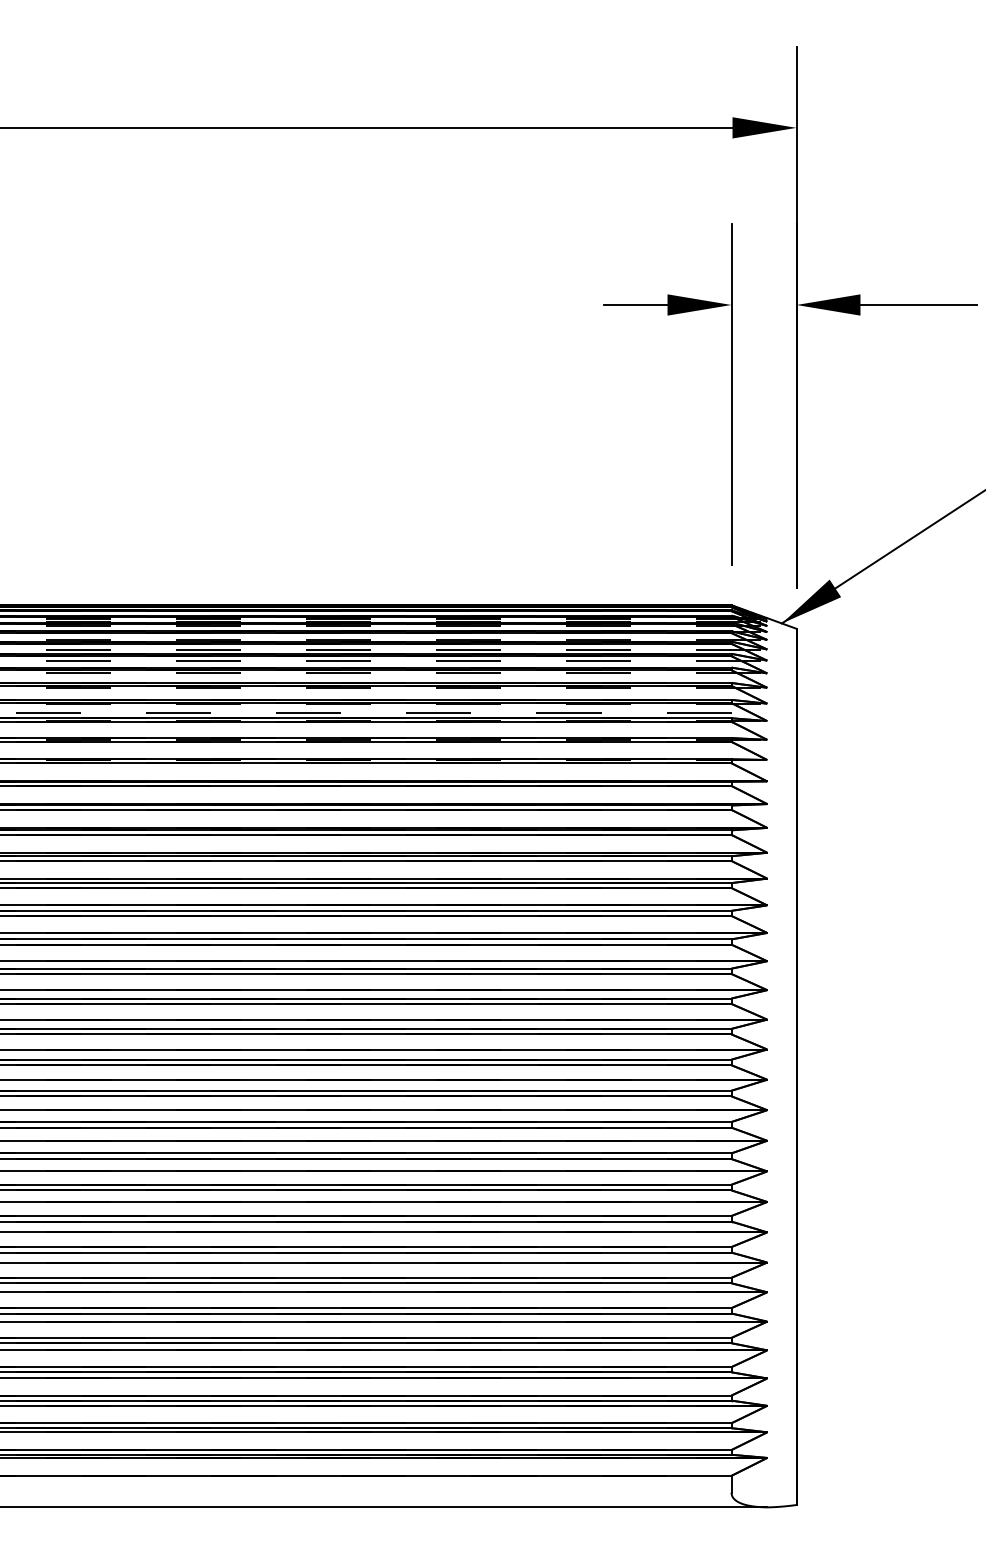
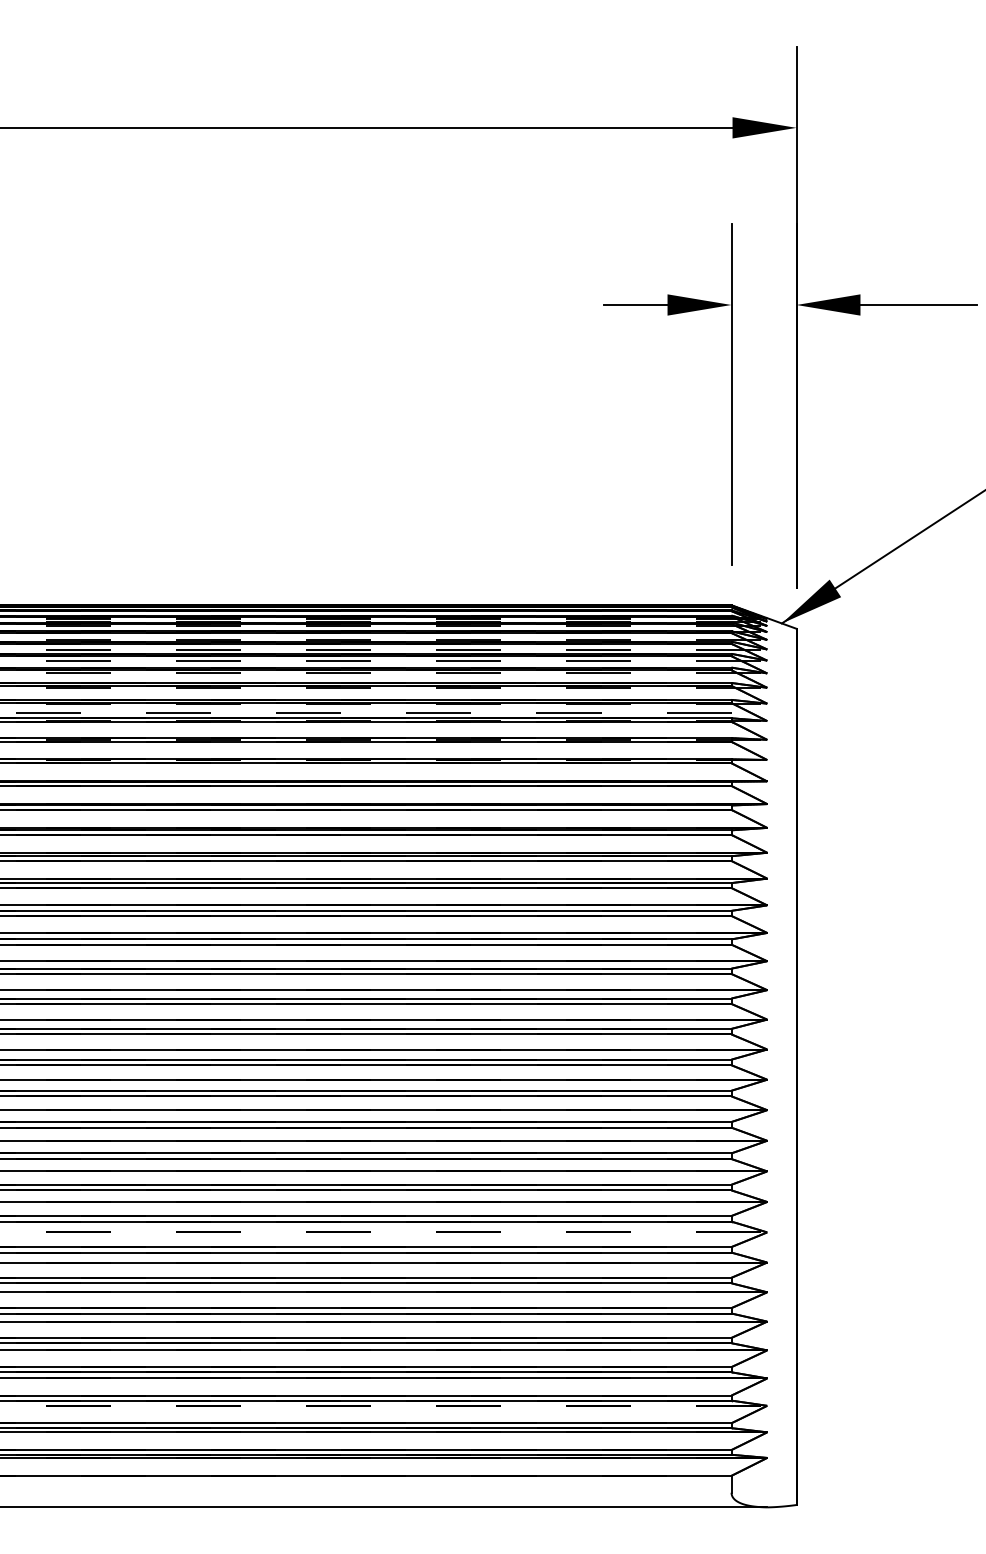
line: solid -> dashed (384, 1232)
line: solid -> dashed (384, 1405)
